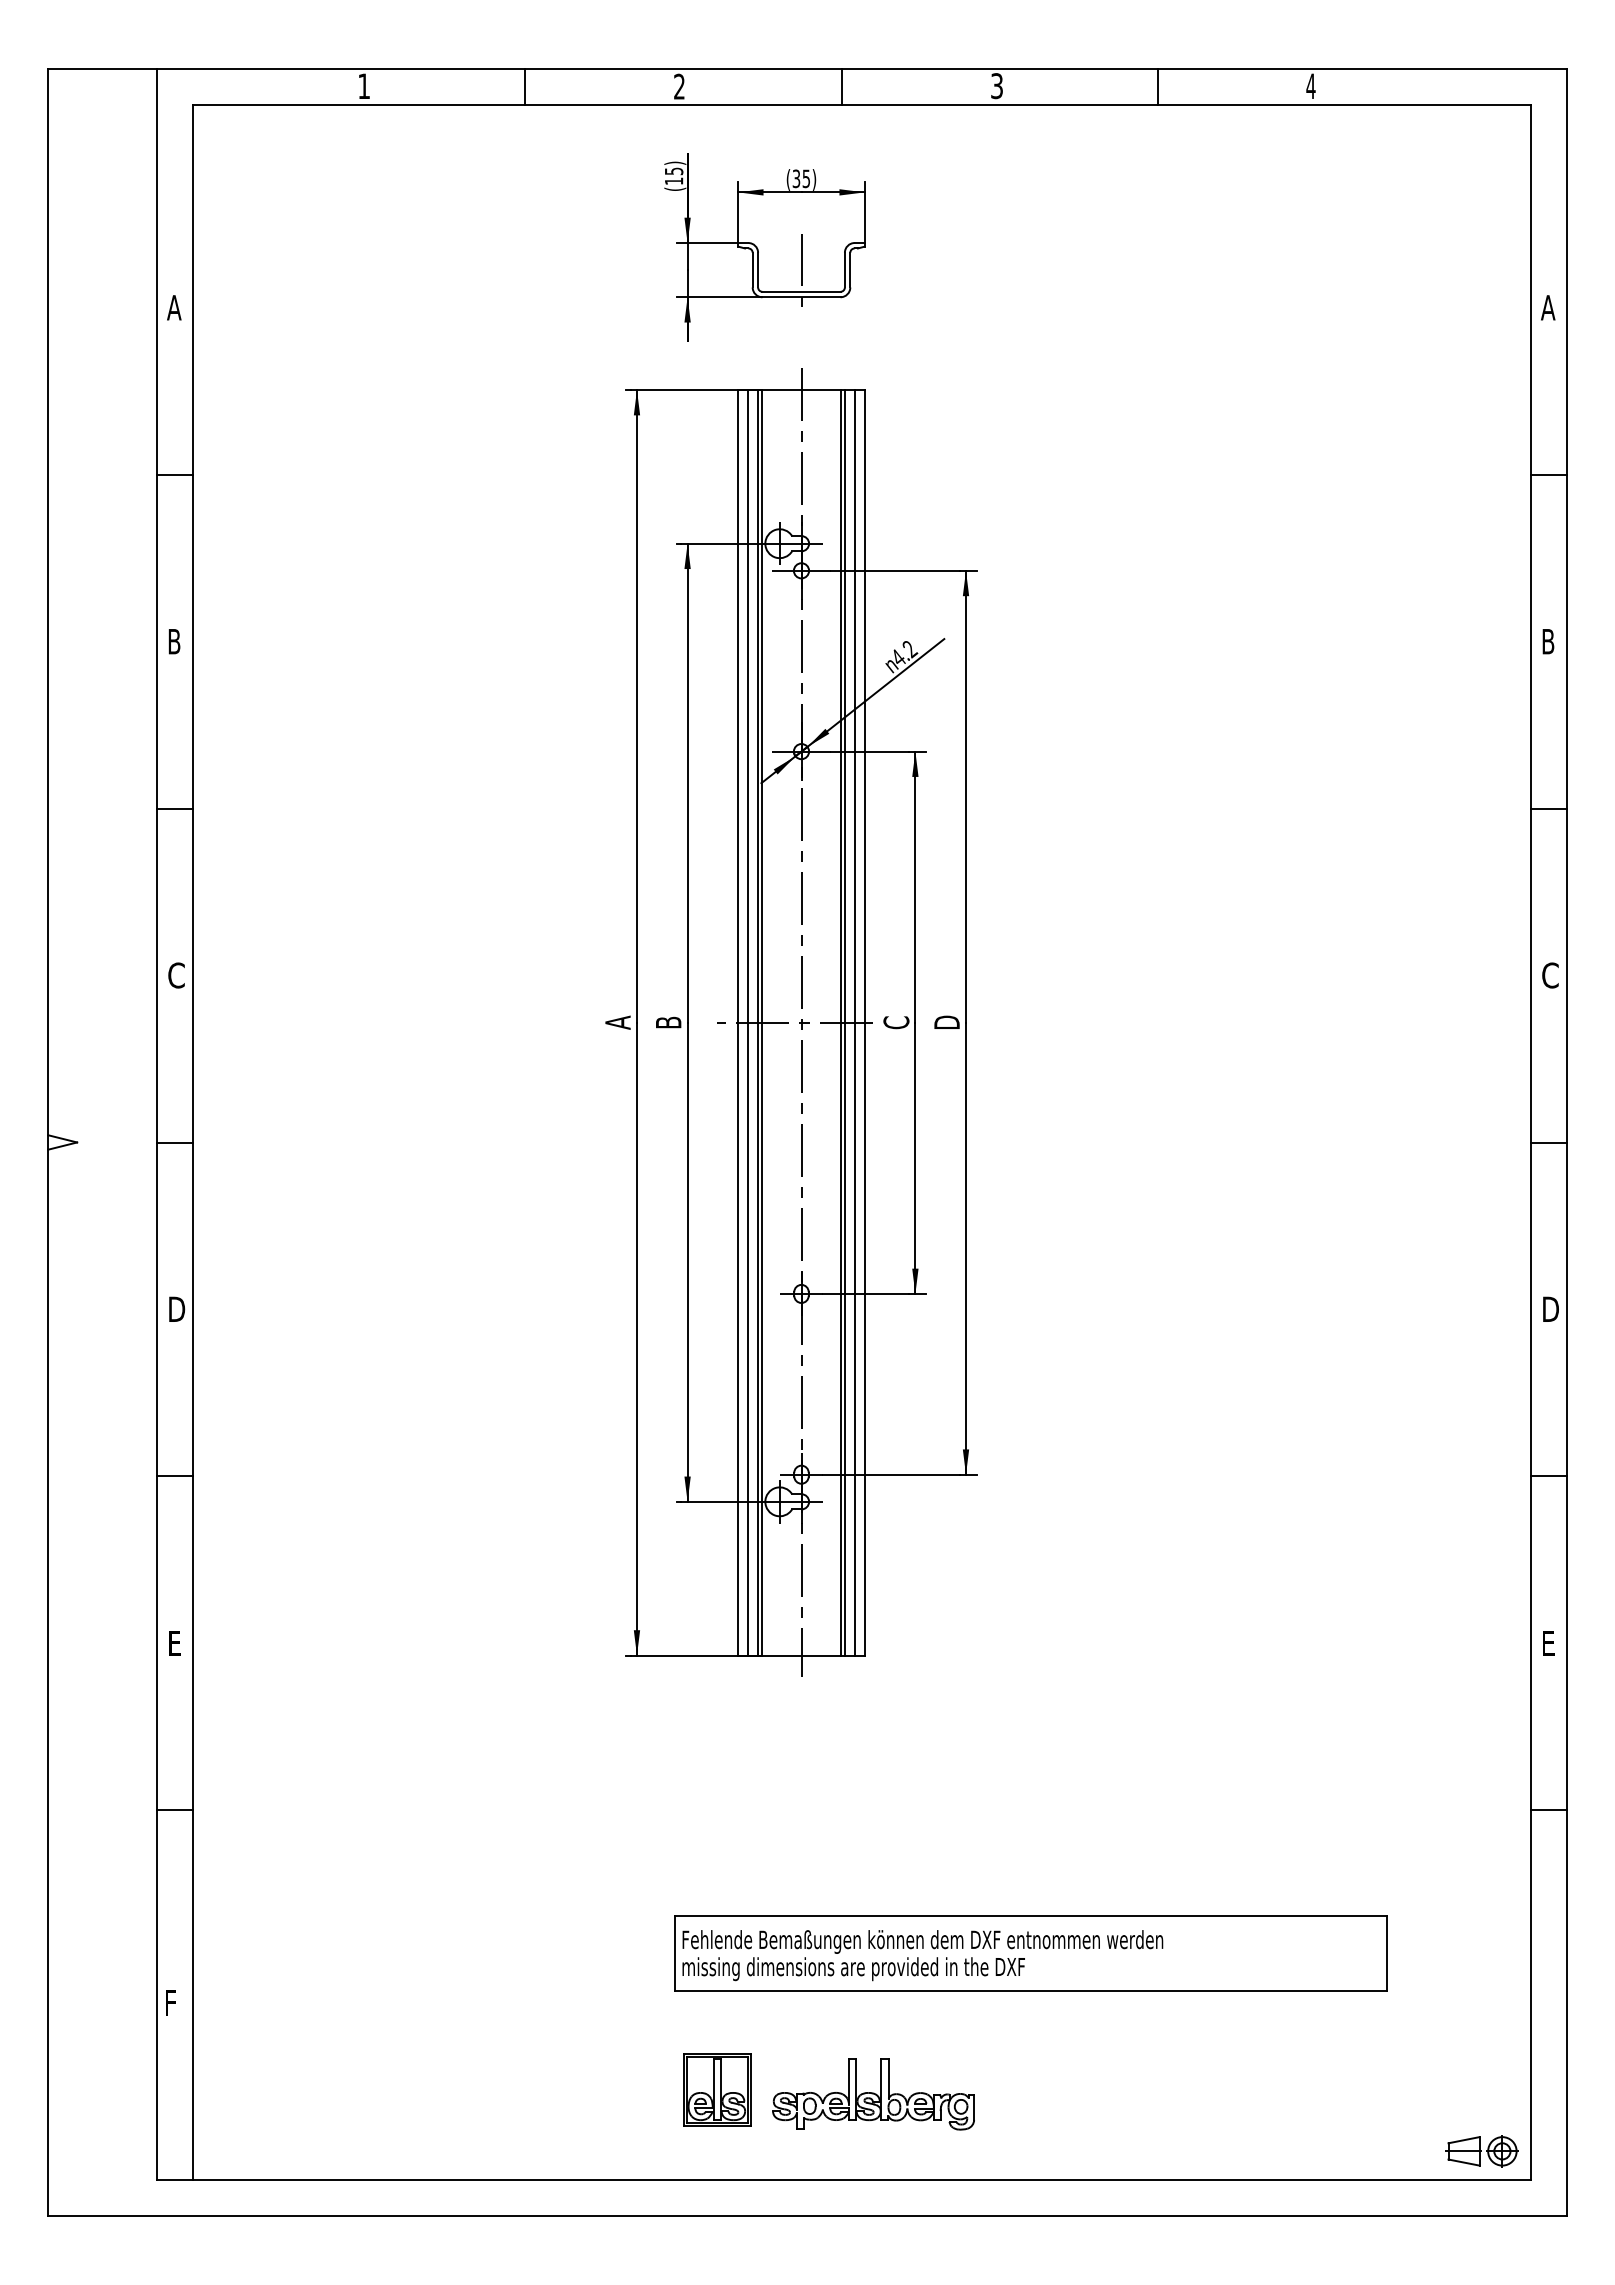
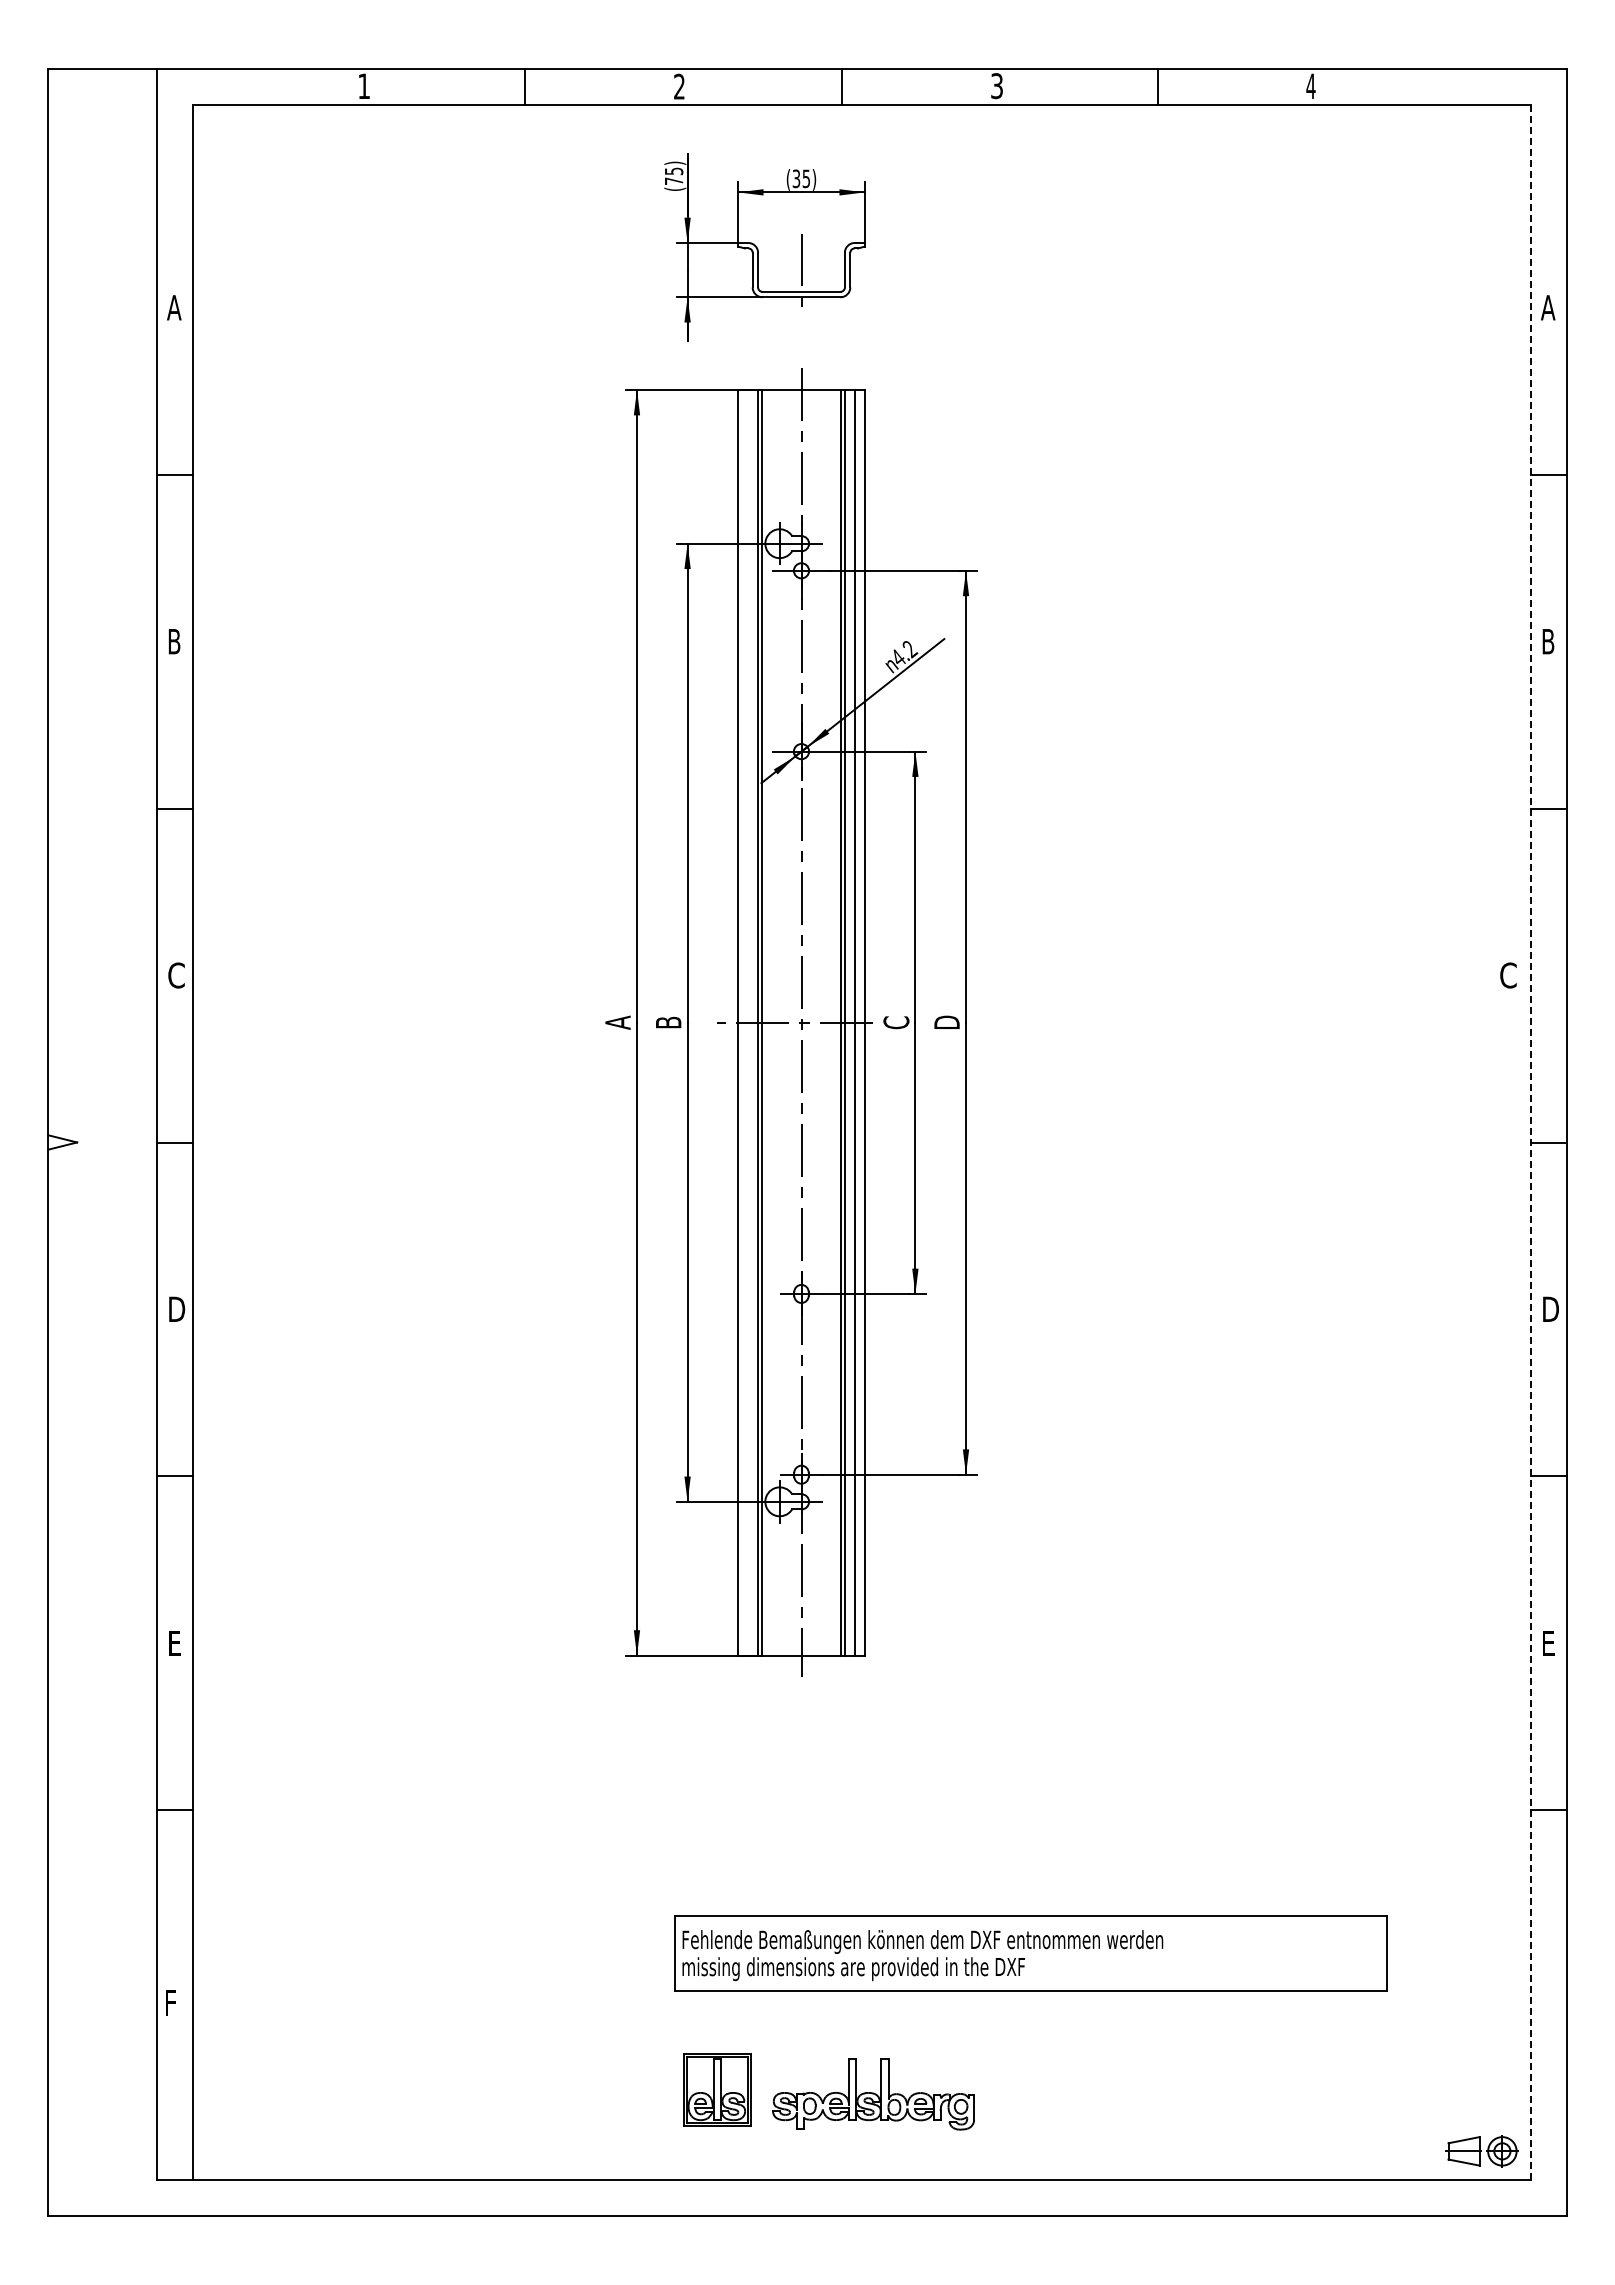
text: (15) -> (75) (674, 180)
text position: (1550, 975) -> (1508, 975) (1508, 975)
line: present -> none (748, 1022)
line: solid -> dashed (1530, 1142)
